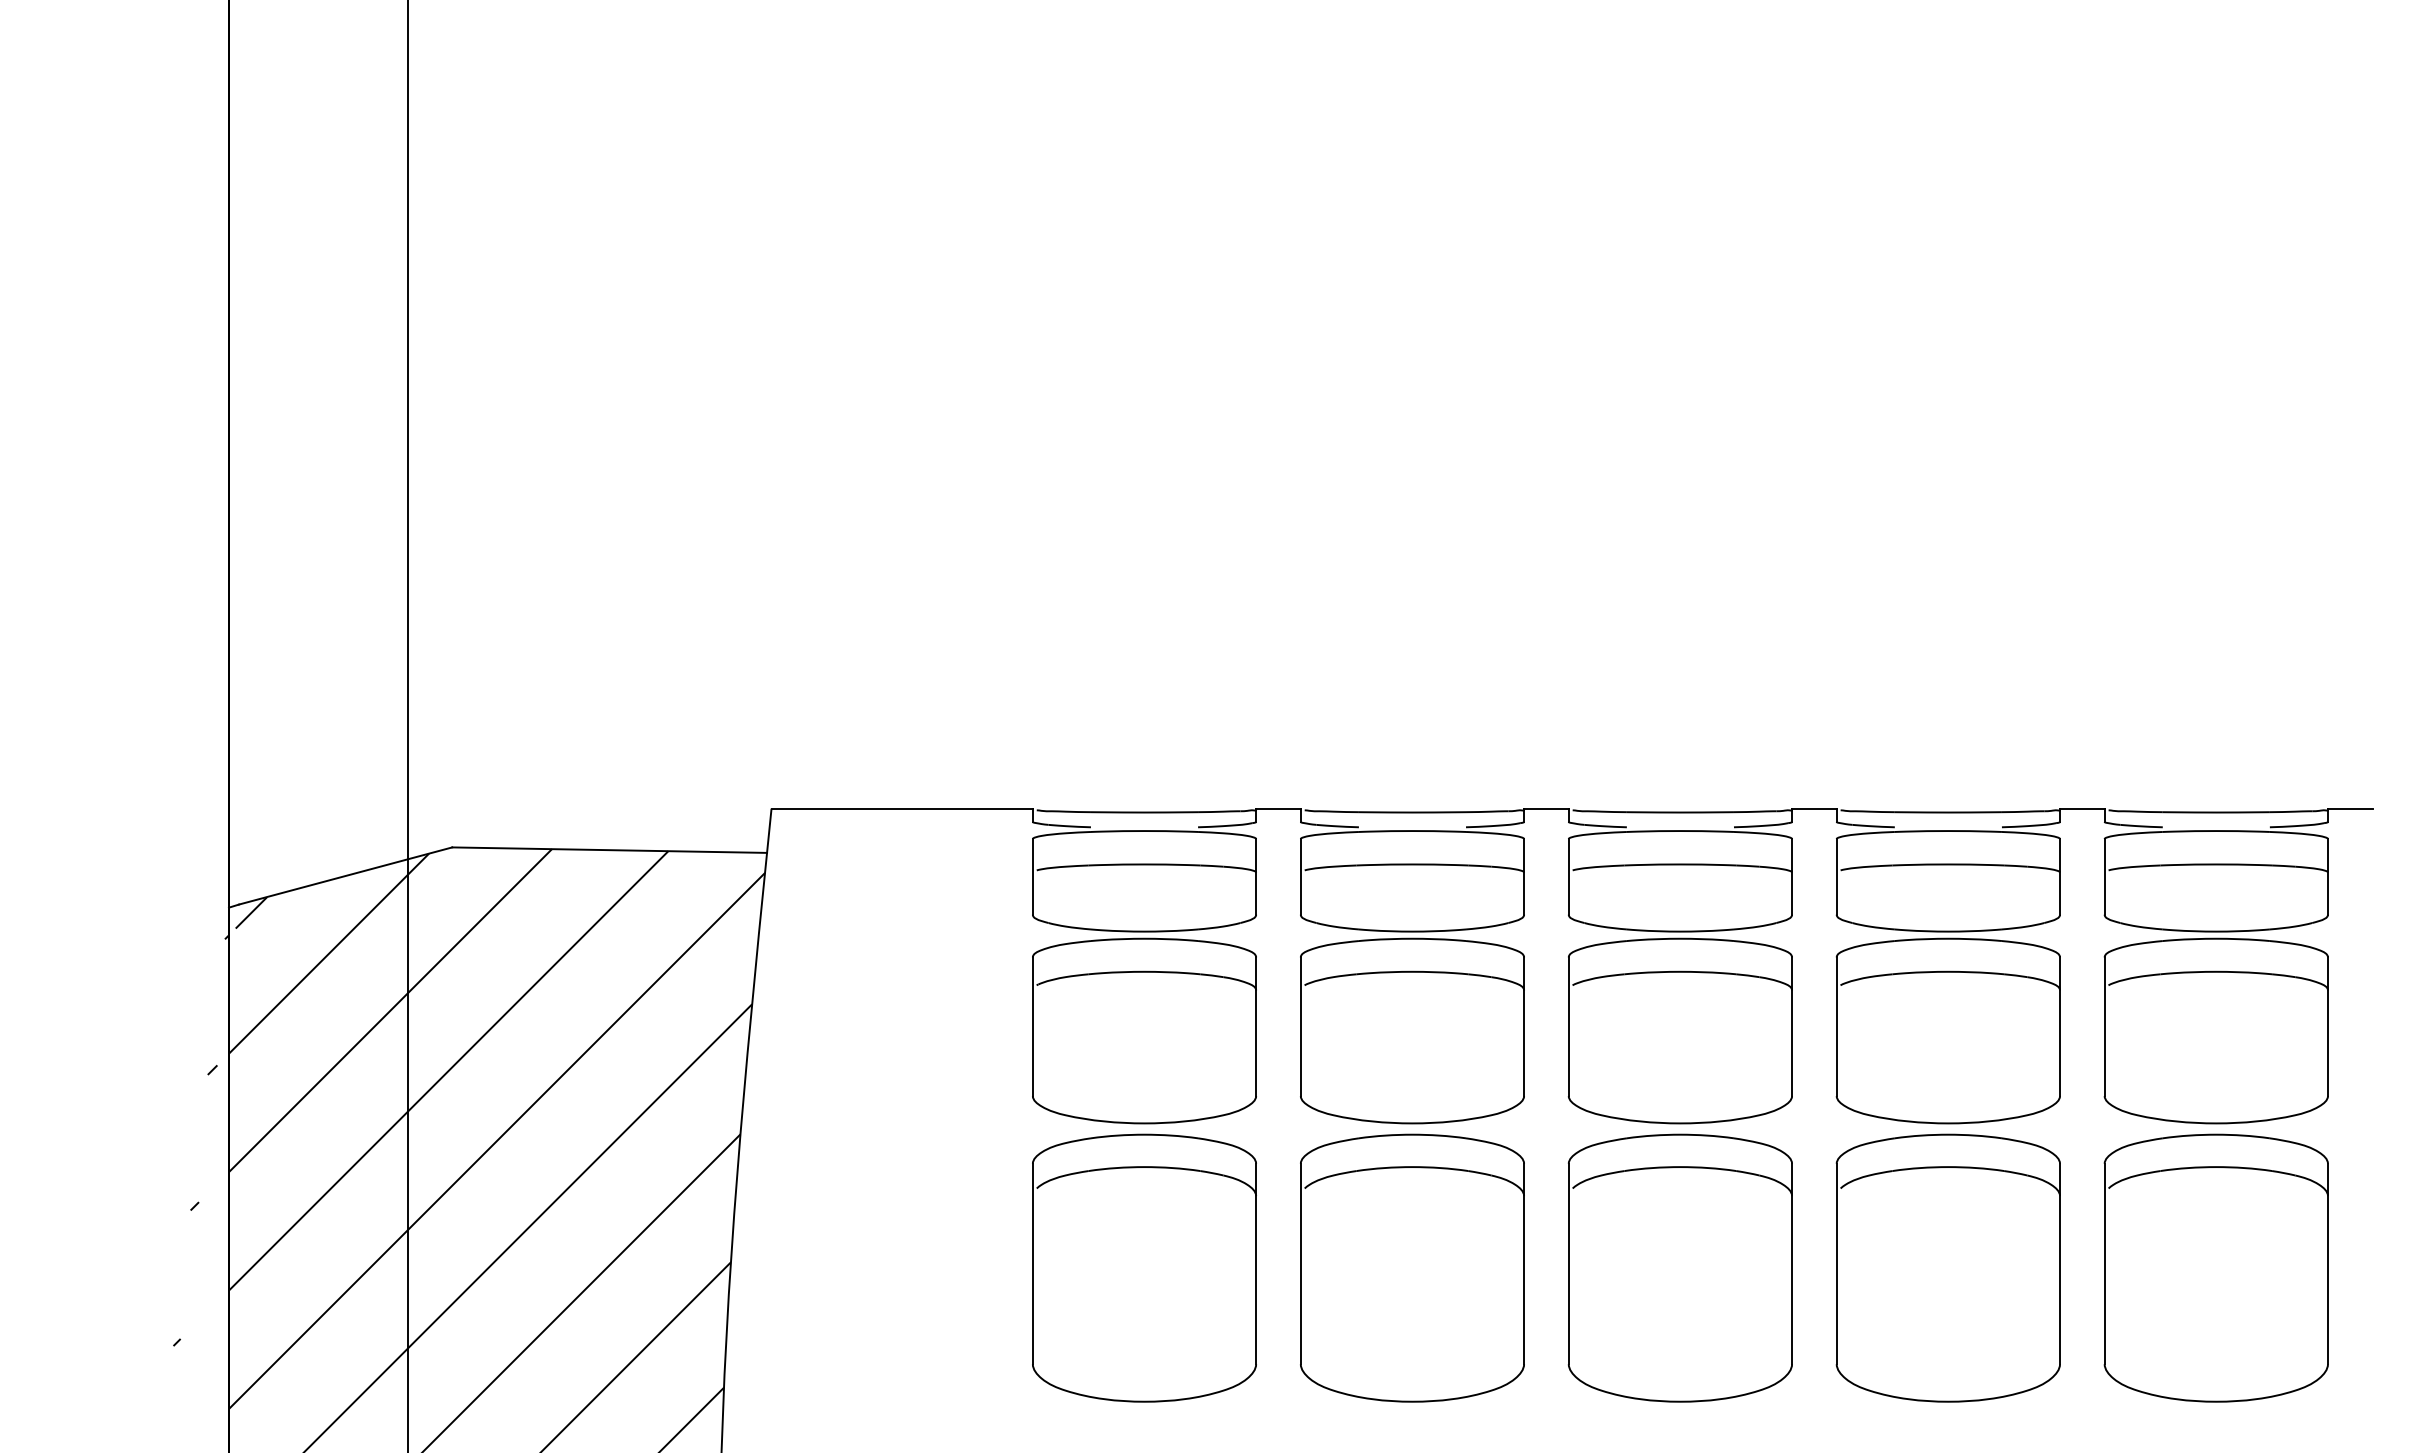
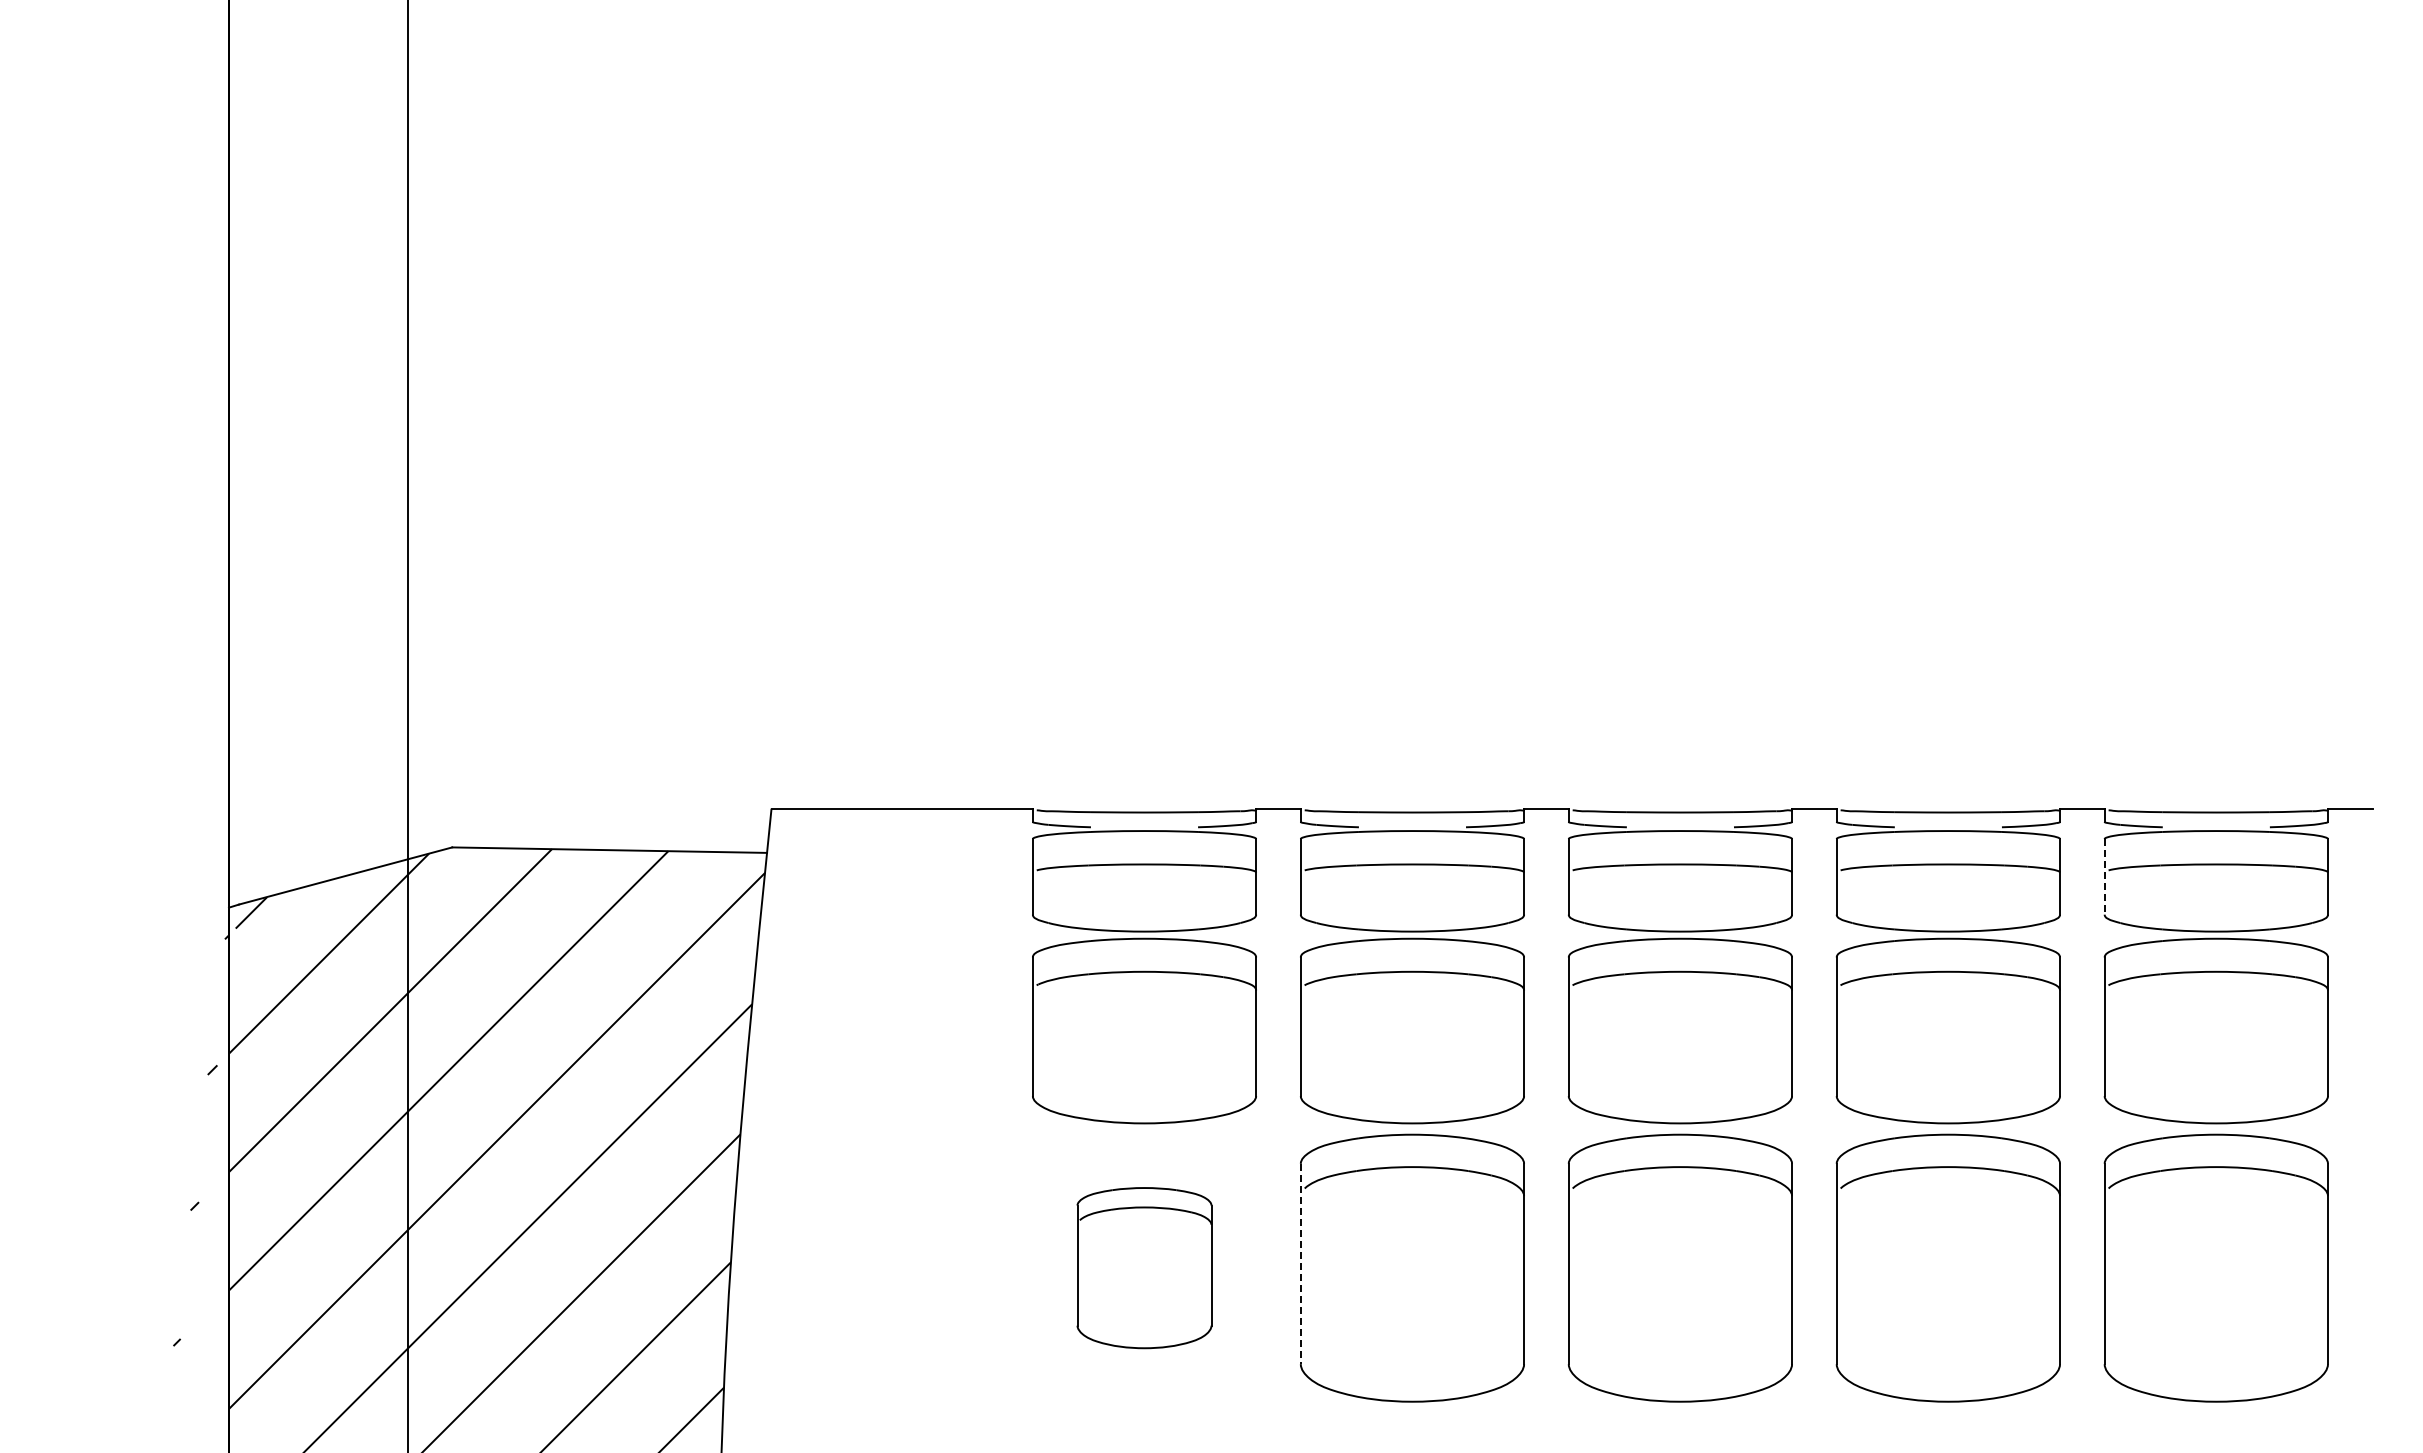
line: solid -> dashed (2104, 876)
line: solid -> dashed (1300, 1264)
part size: 225x270 px -> 137x163 px (1144, 1268)
